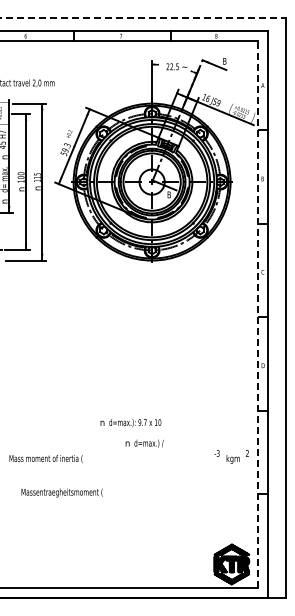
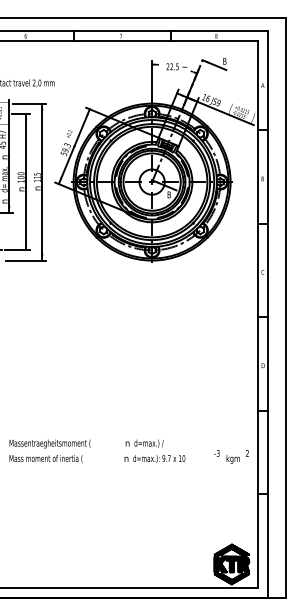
line: dashed -> solid (143, 18)
line: dashed -> solid (258, 314)
text position: (130, 422) -> (154, 458) (154, 458)
text position: (61, 492) -> (49, 443) (49, 443)
